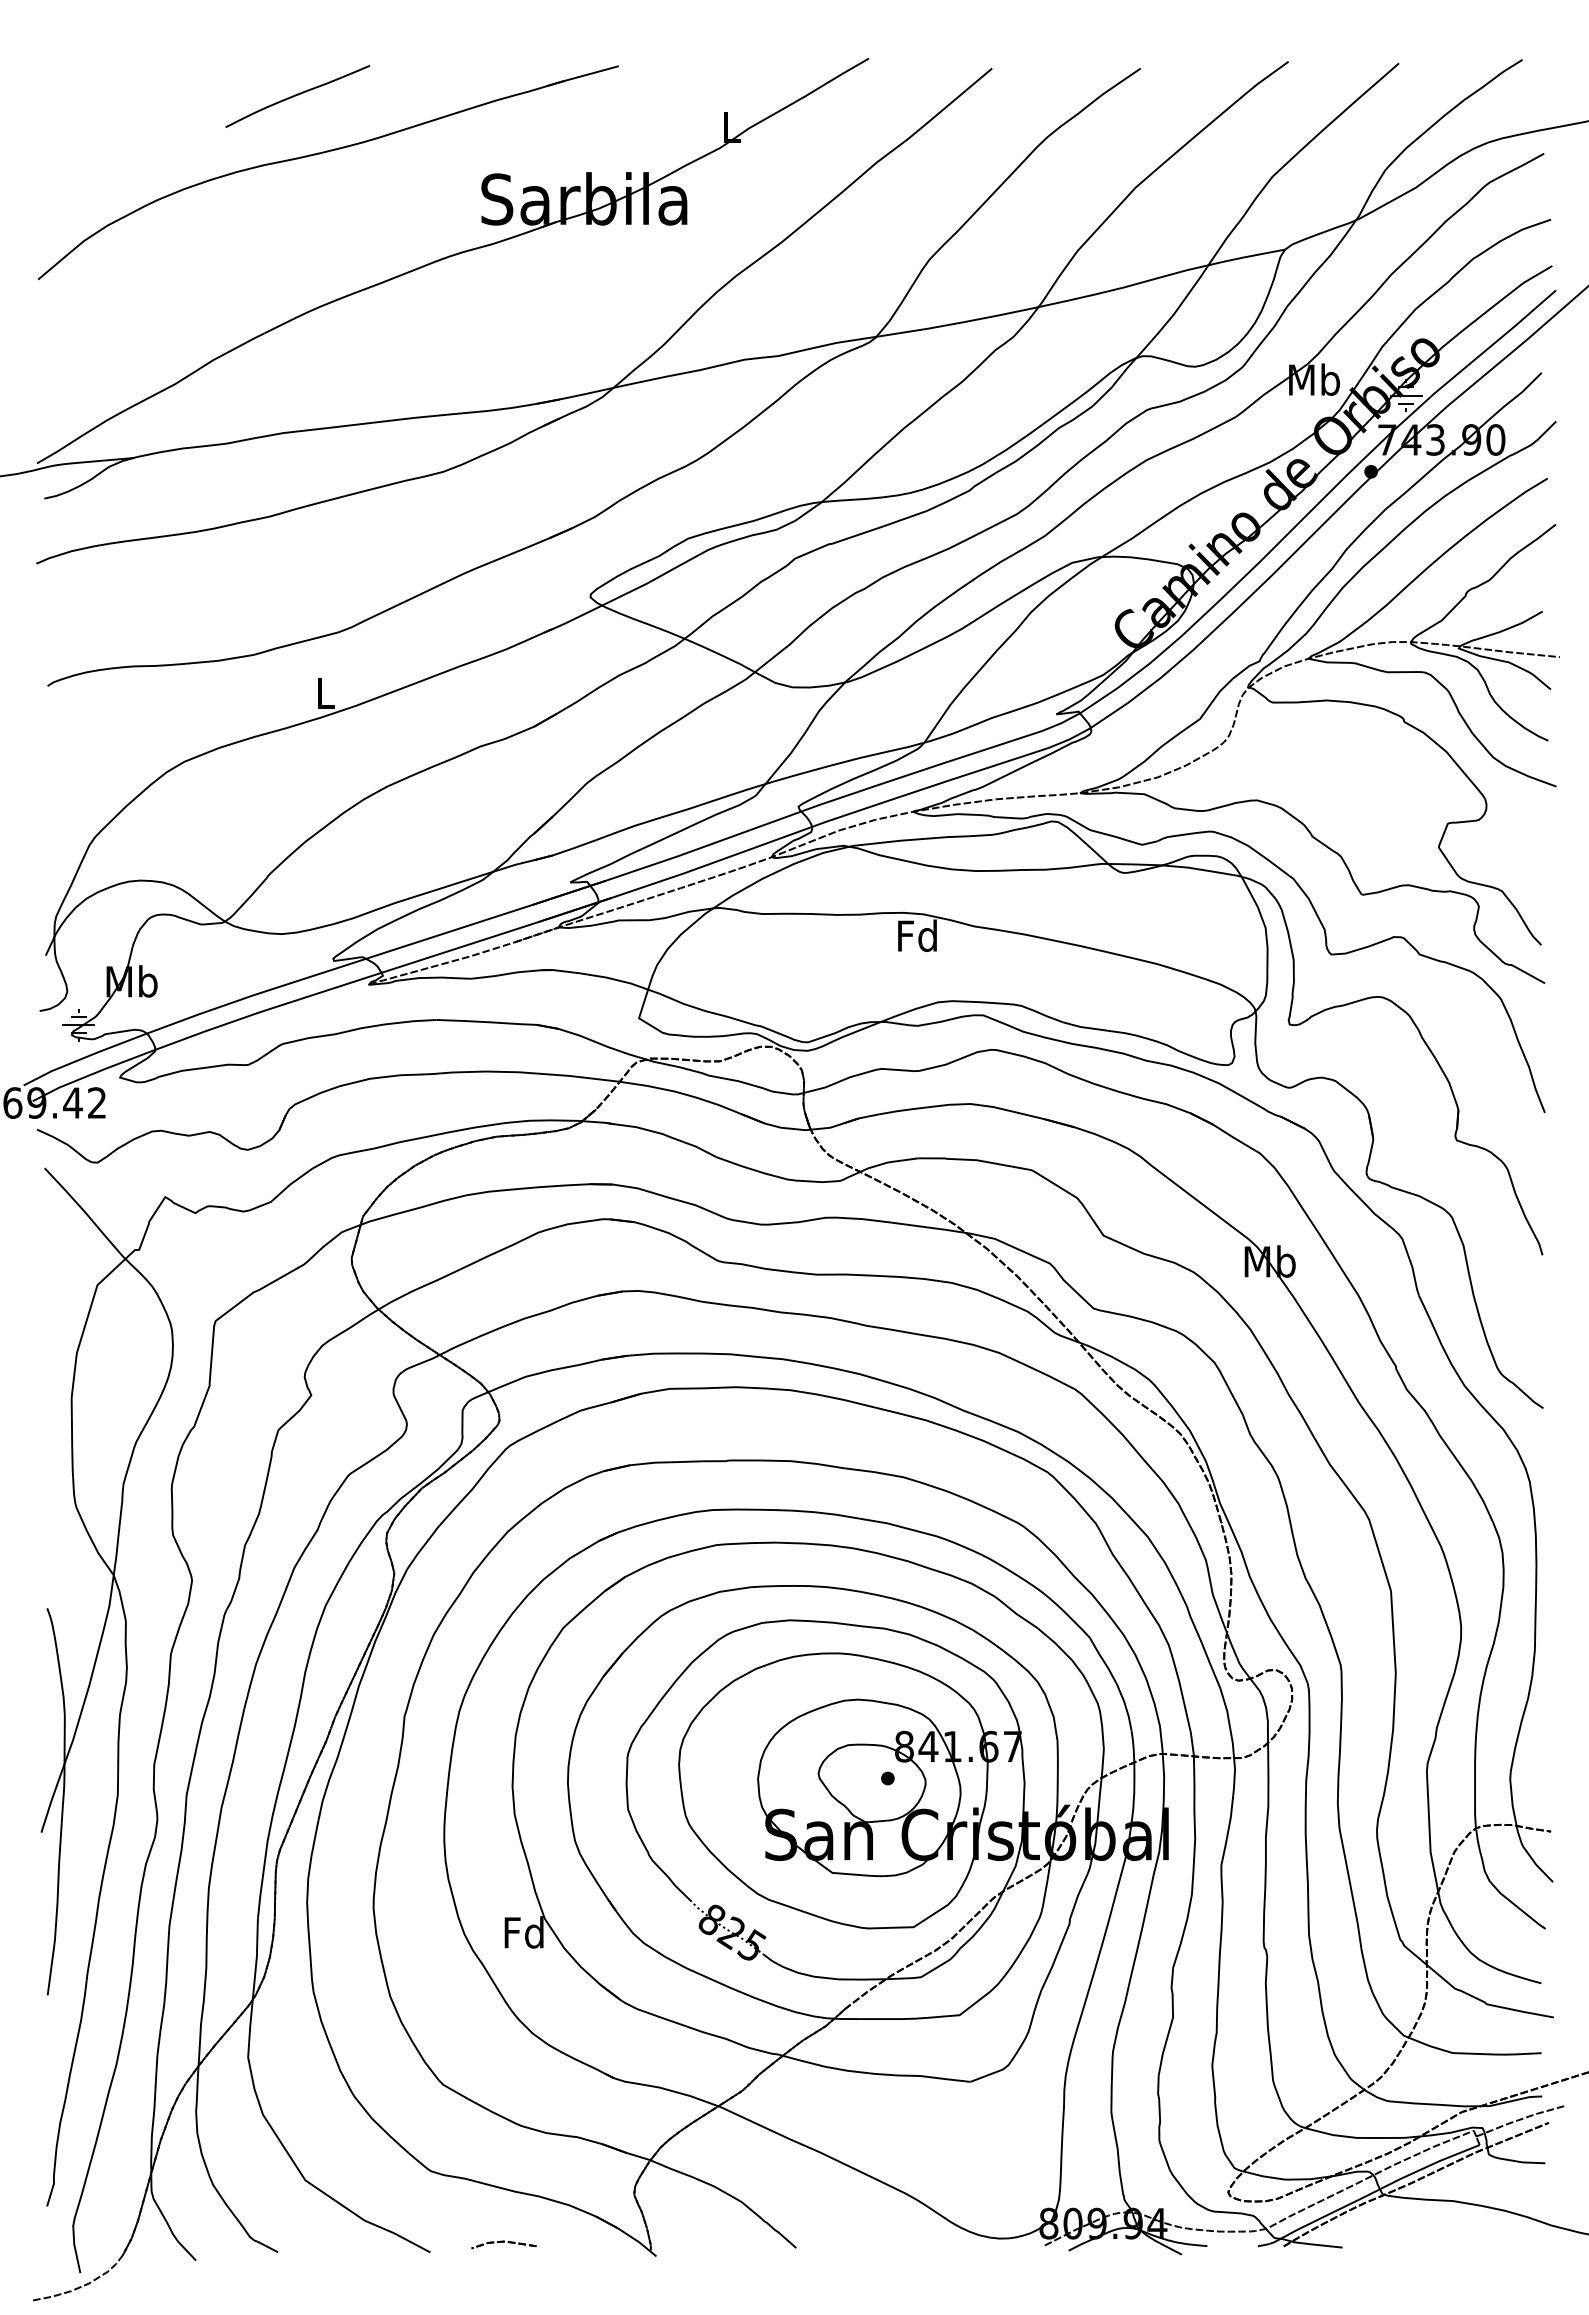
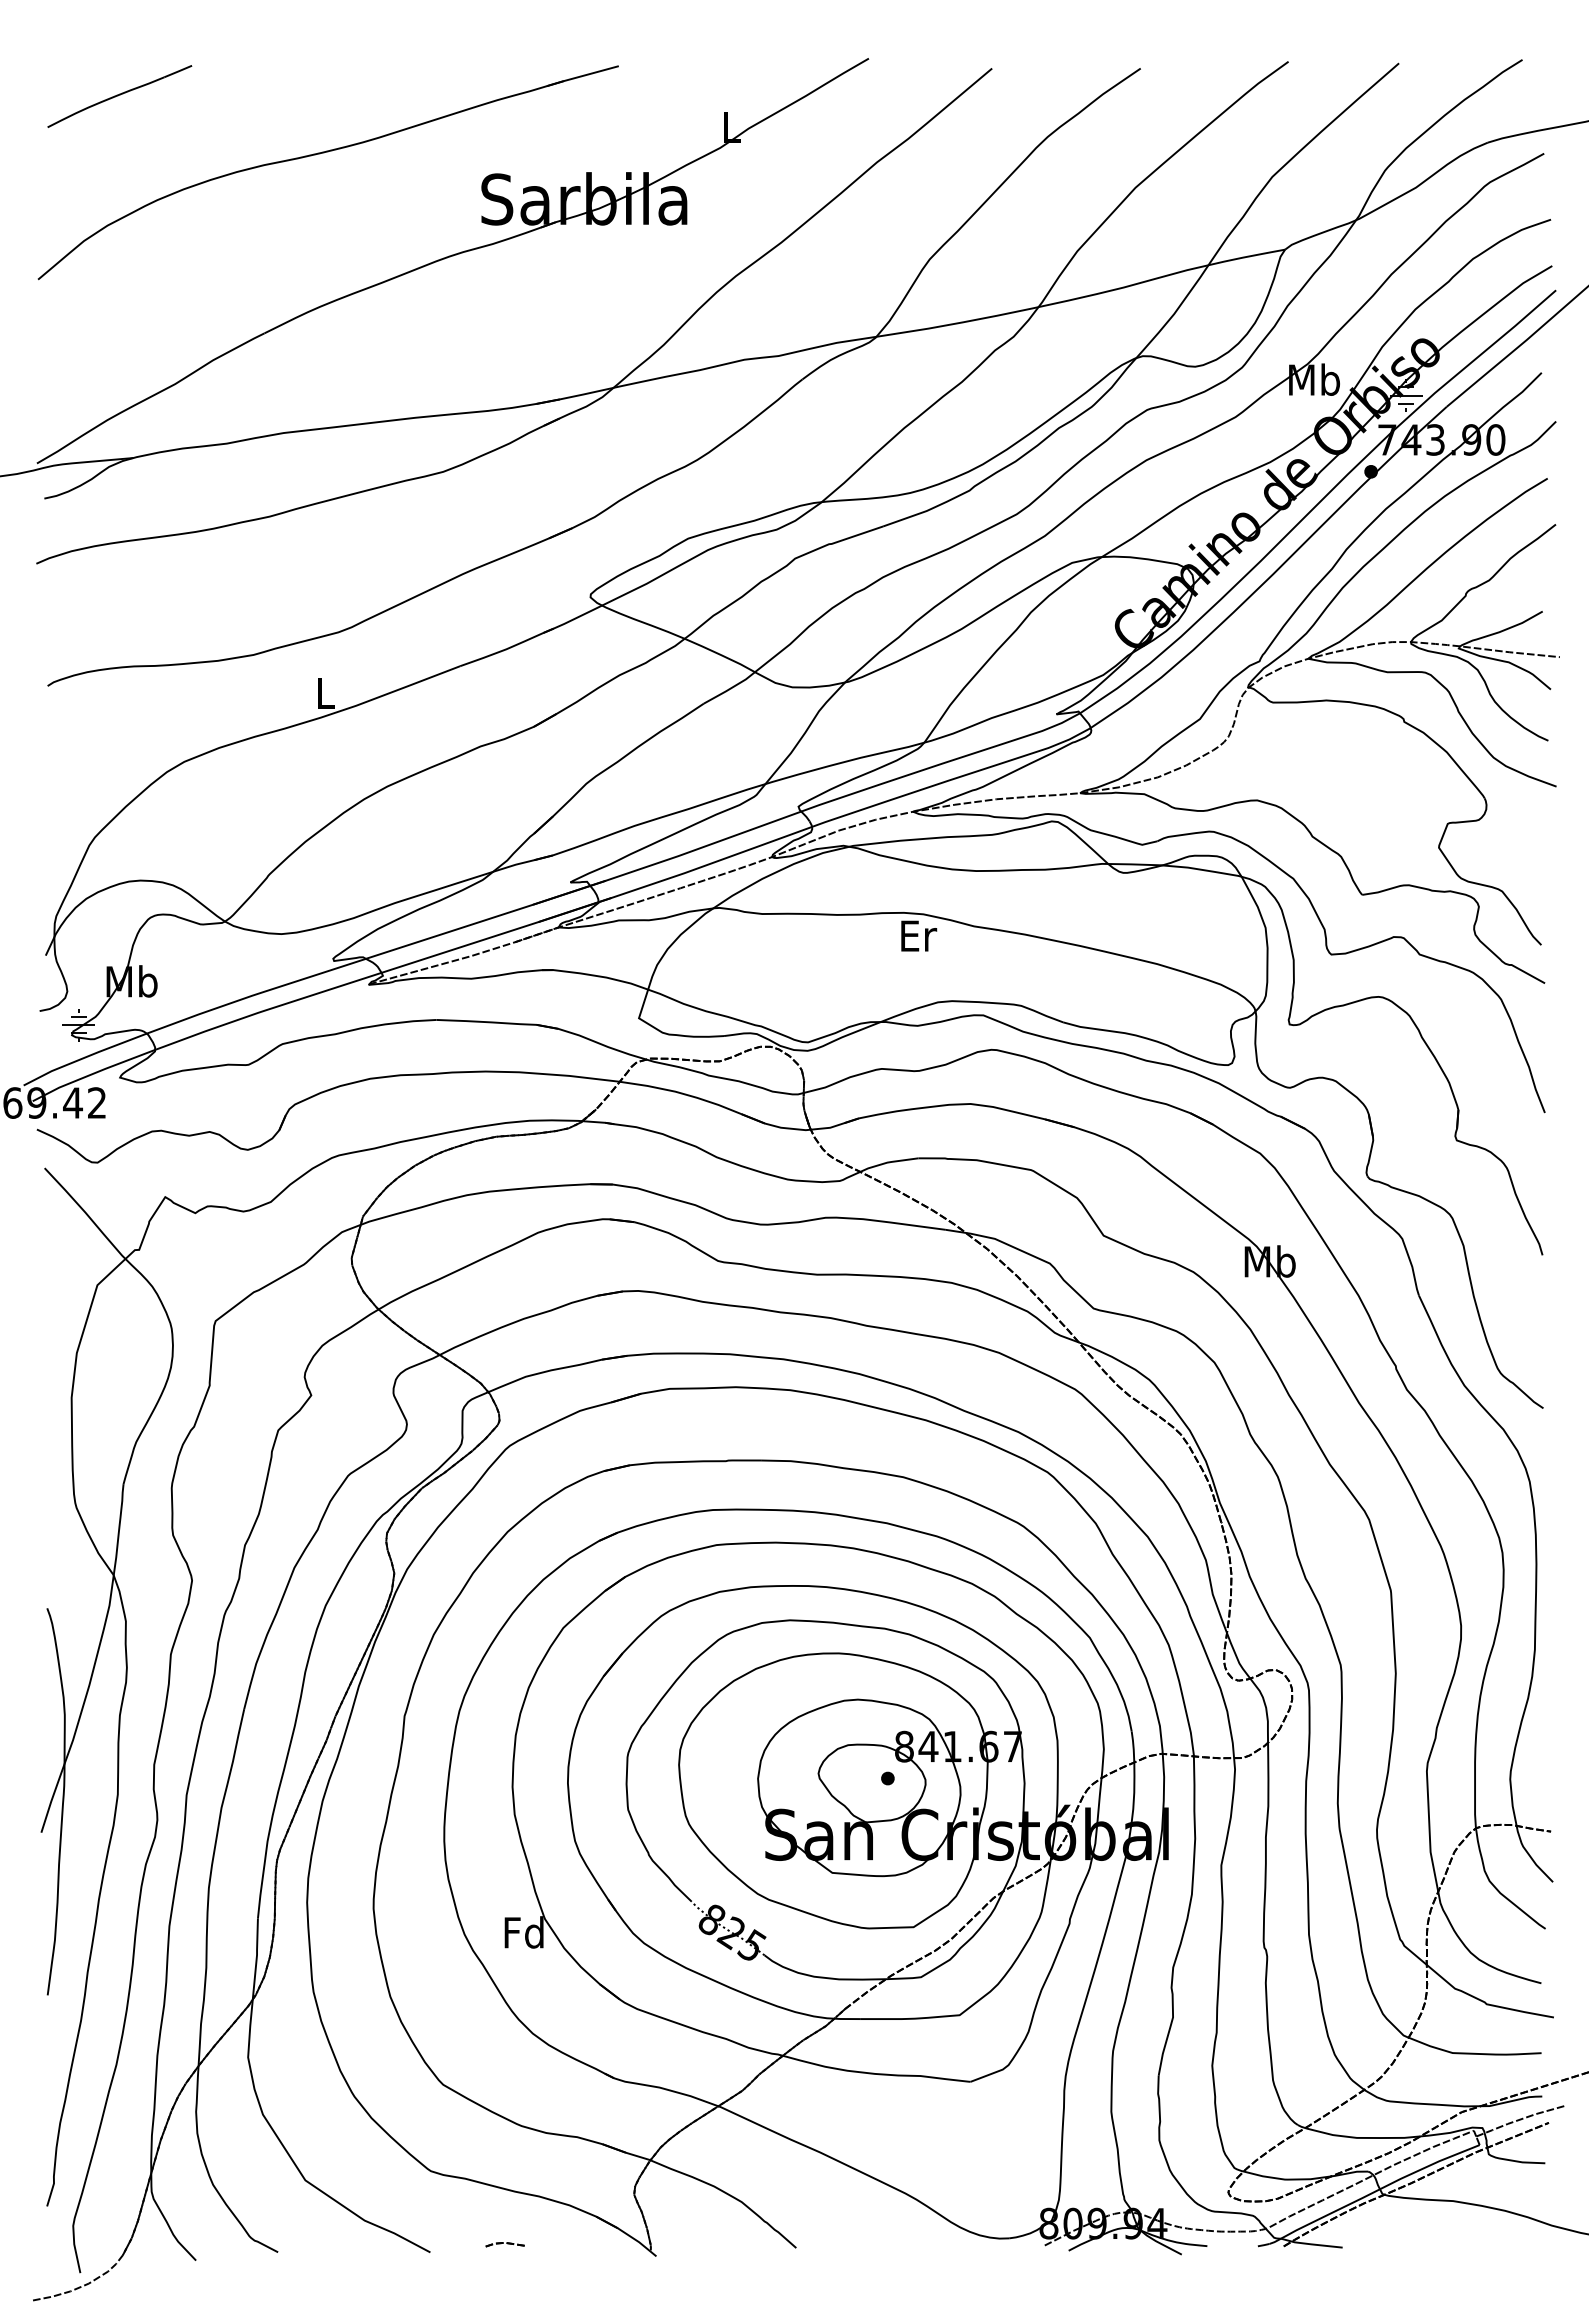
part position: (297, 96) -> (119, 96) (119, 96)
text: Fd -> Er (917, 935)
part size: 66x10 px -> 40x6 px (504, 2244)
